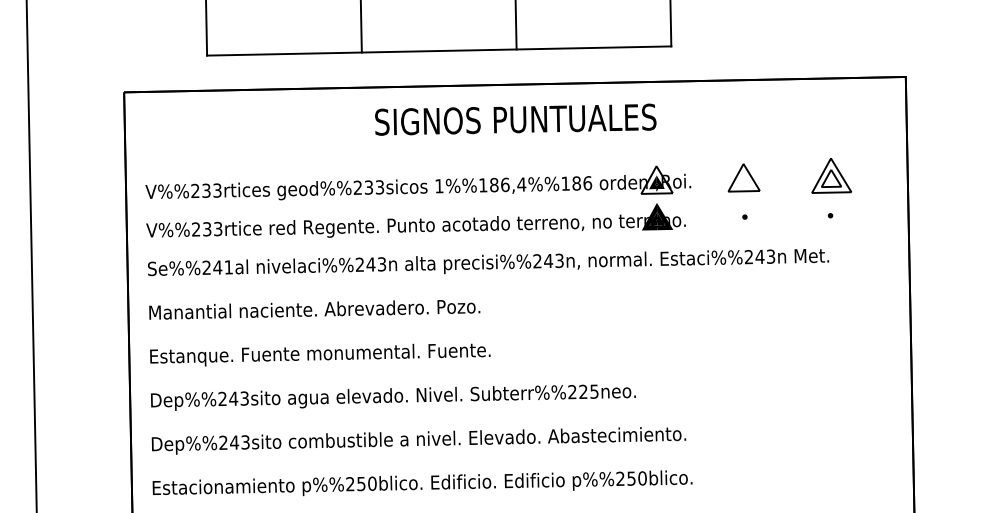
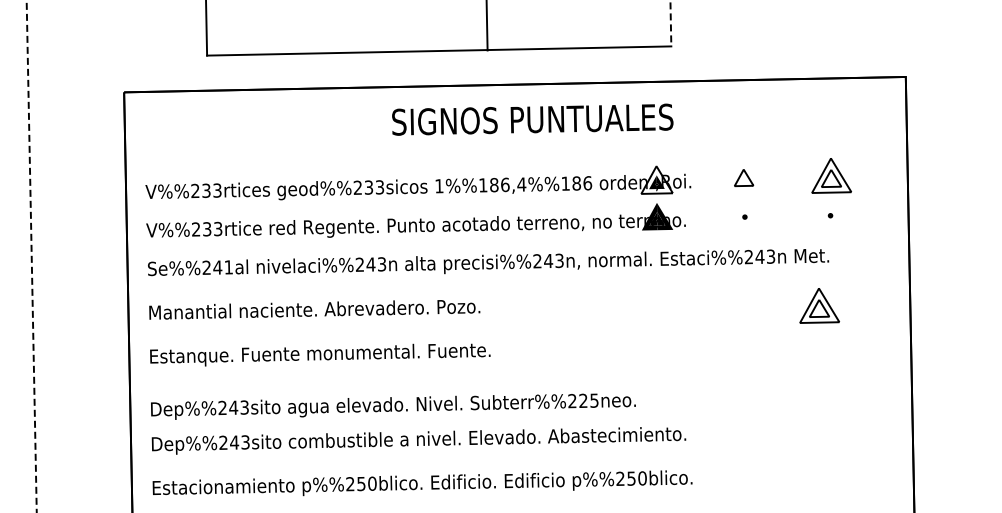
line: solid -> dashed (670, 23)
line position: (515, 25) -> (486, 26) (486, 26)
line: present -> none (360, 27)
text position: (515, 119) -> (532, 119) (532, 119)
part size: 34x30 px -> 21x19 px (744, 178)
line: solid -> dashed (31, 256)
part: none -> present (819, 305)
text position: (393, 397) -> (393, 406) (393, 406)
